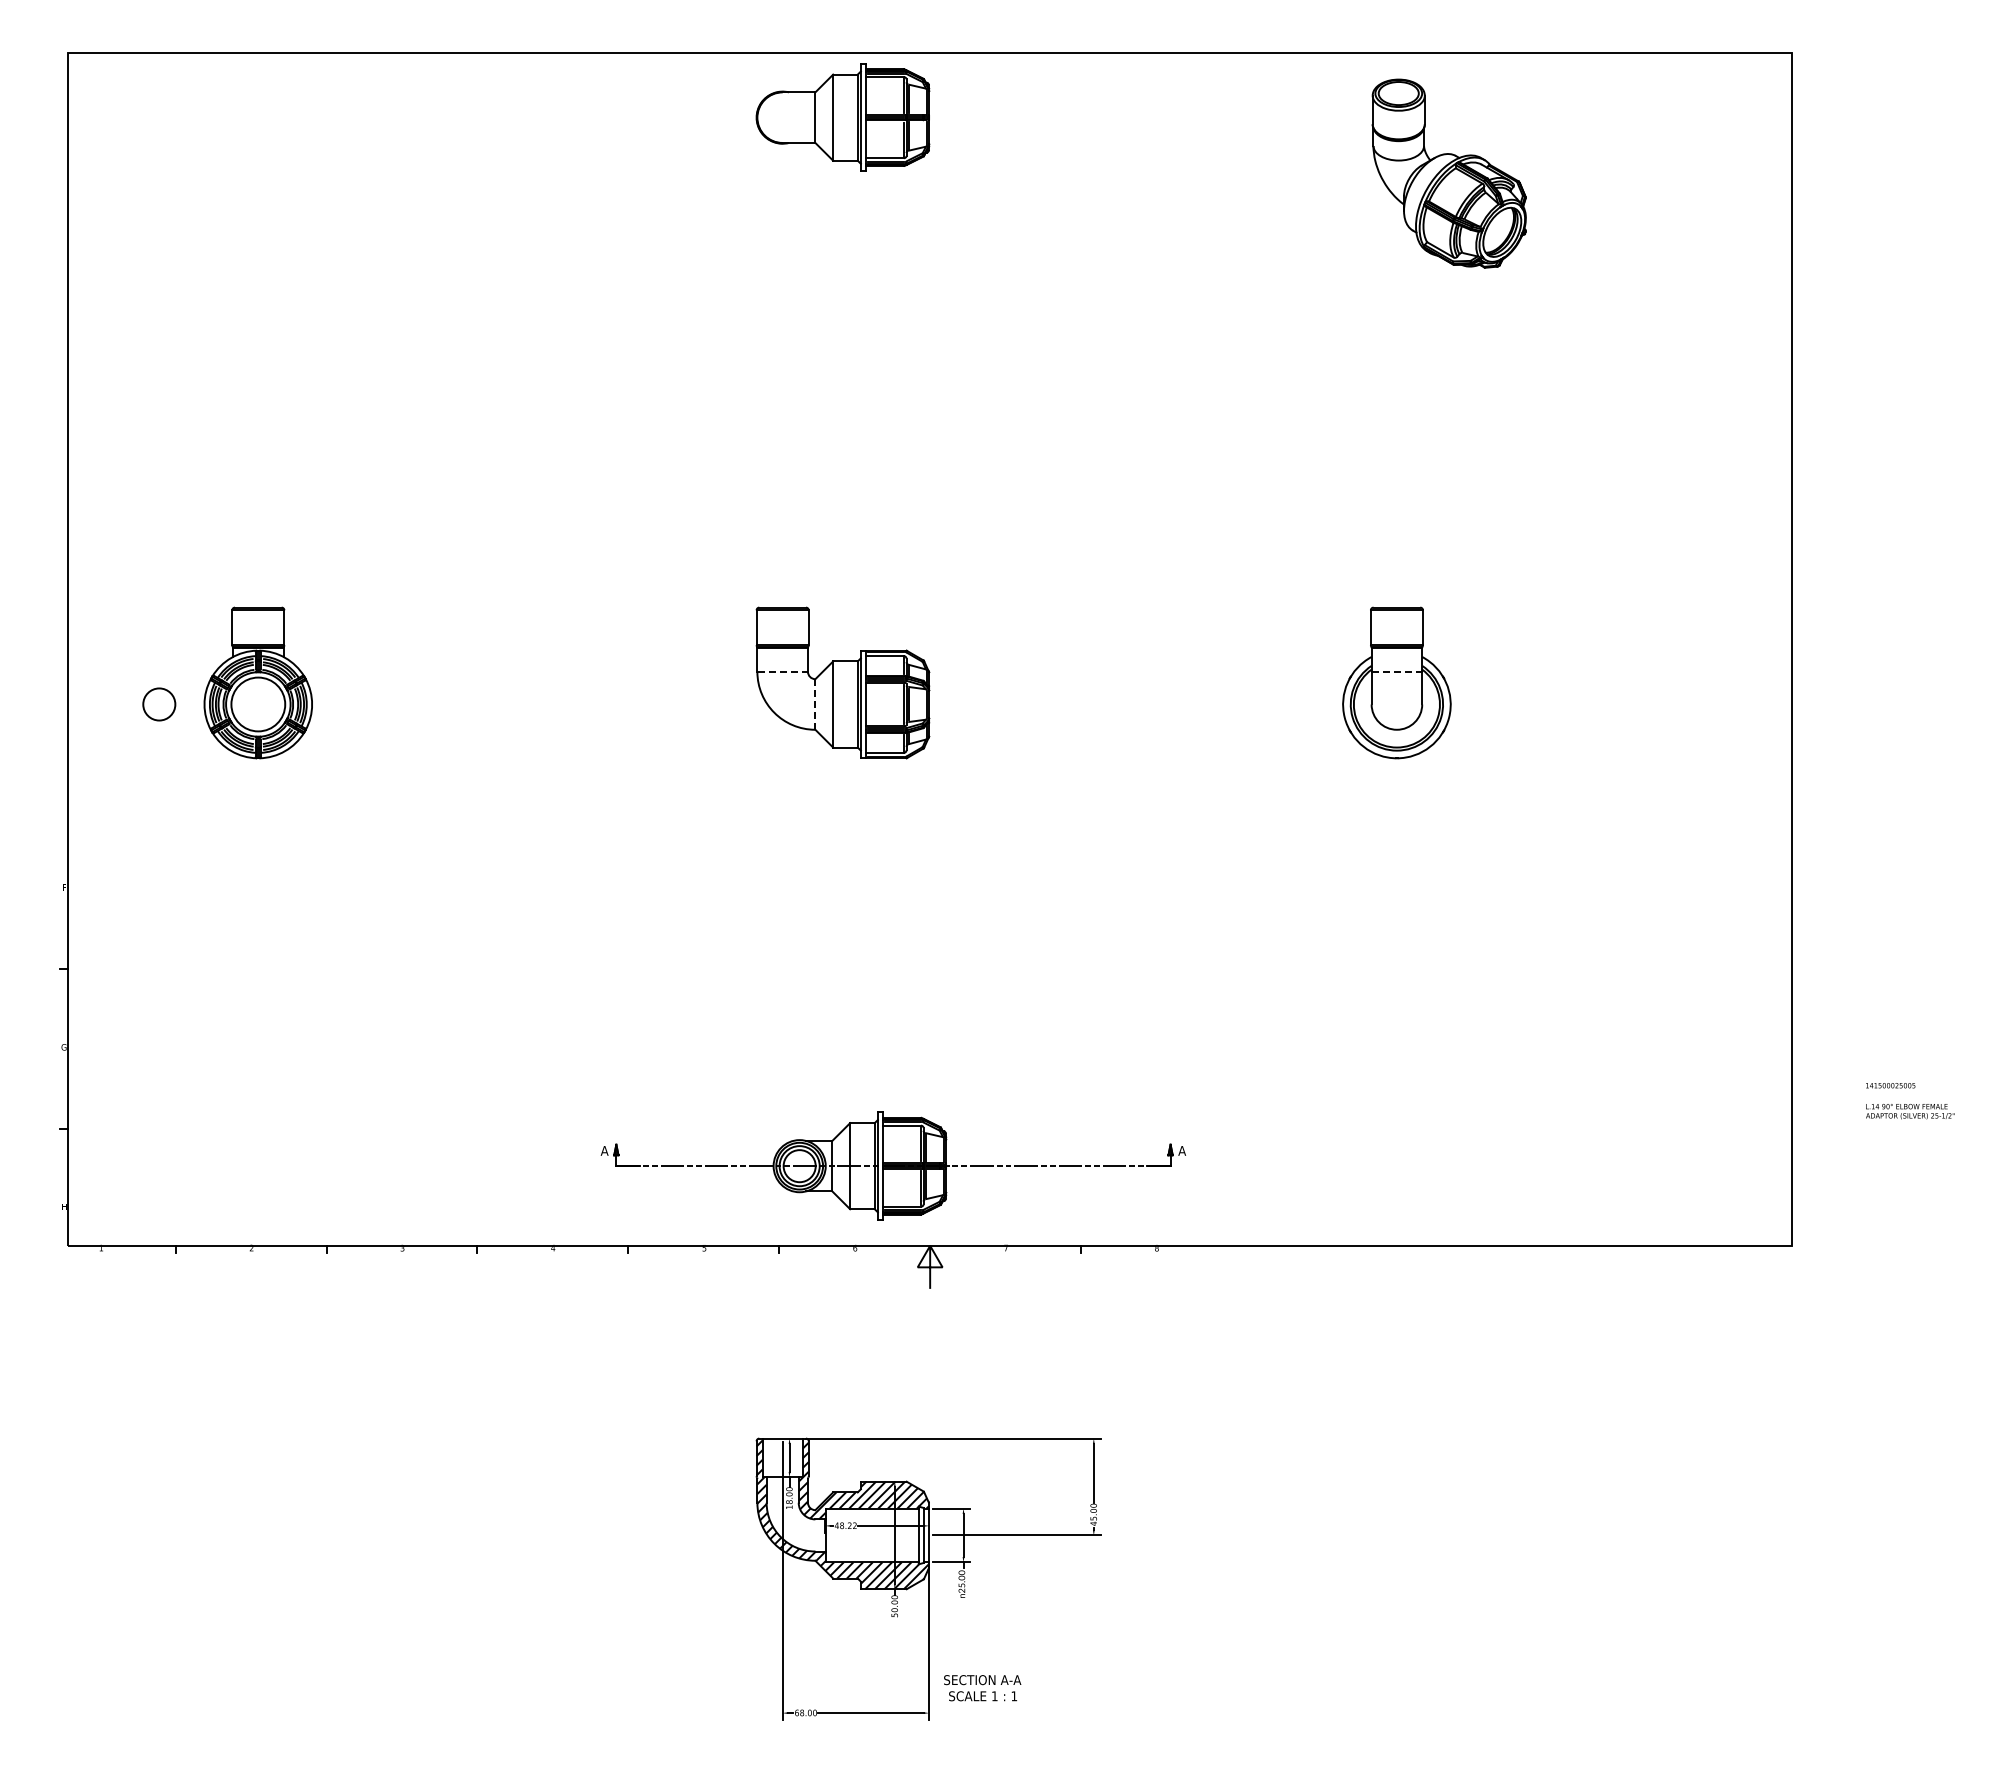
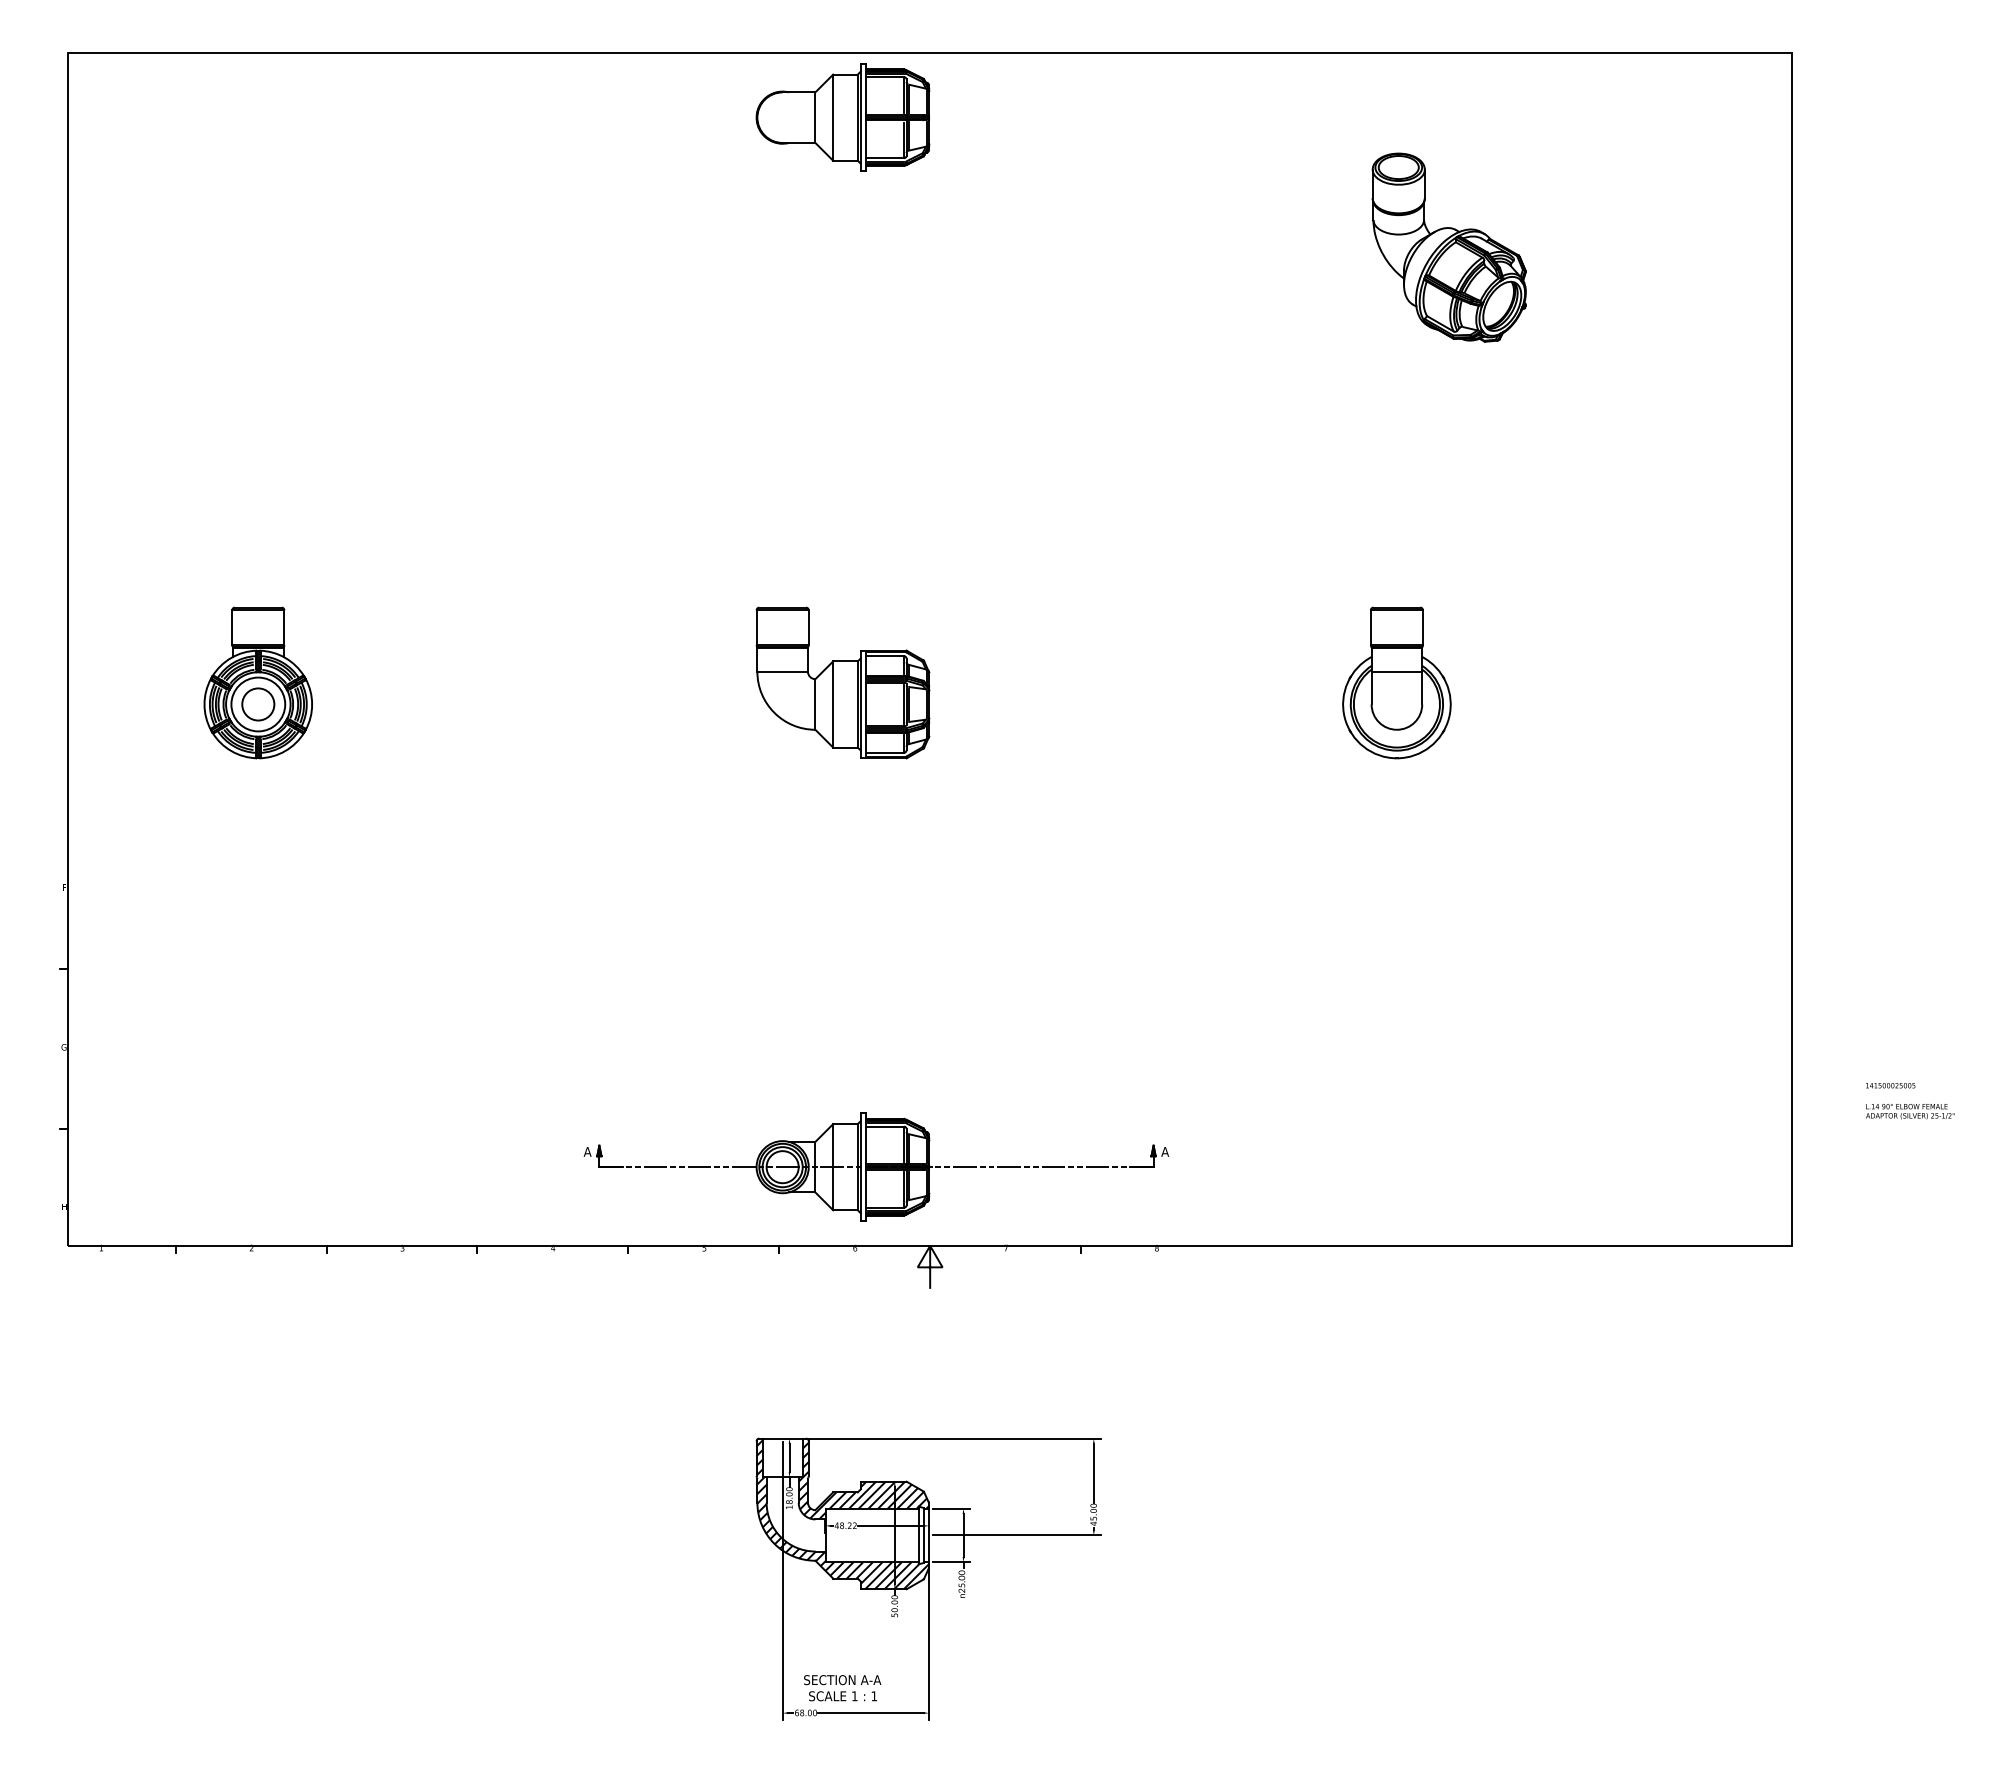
part position: (1448, 173) -> (1448, 247) (1448, 247)
line: dashed -> solid (782, 671)
line: dashed -> solid (1396, 671)
circle position: (159, 704) -> (258, 704) (258, 704)
line: dashed -> solid (815, 704)
part position: (892, 1165) -> (875, 1166) (875, 1166)
text position: (982, 1688) -> (842, 1688) (842, 1688)
